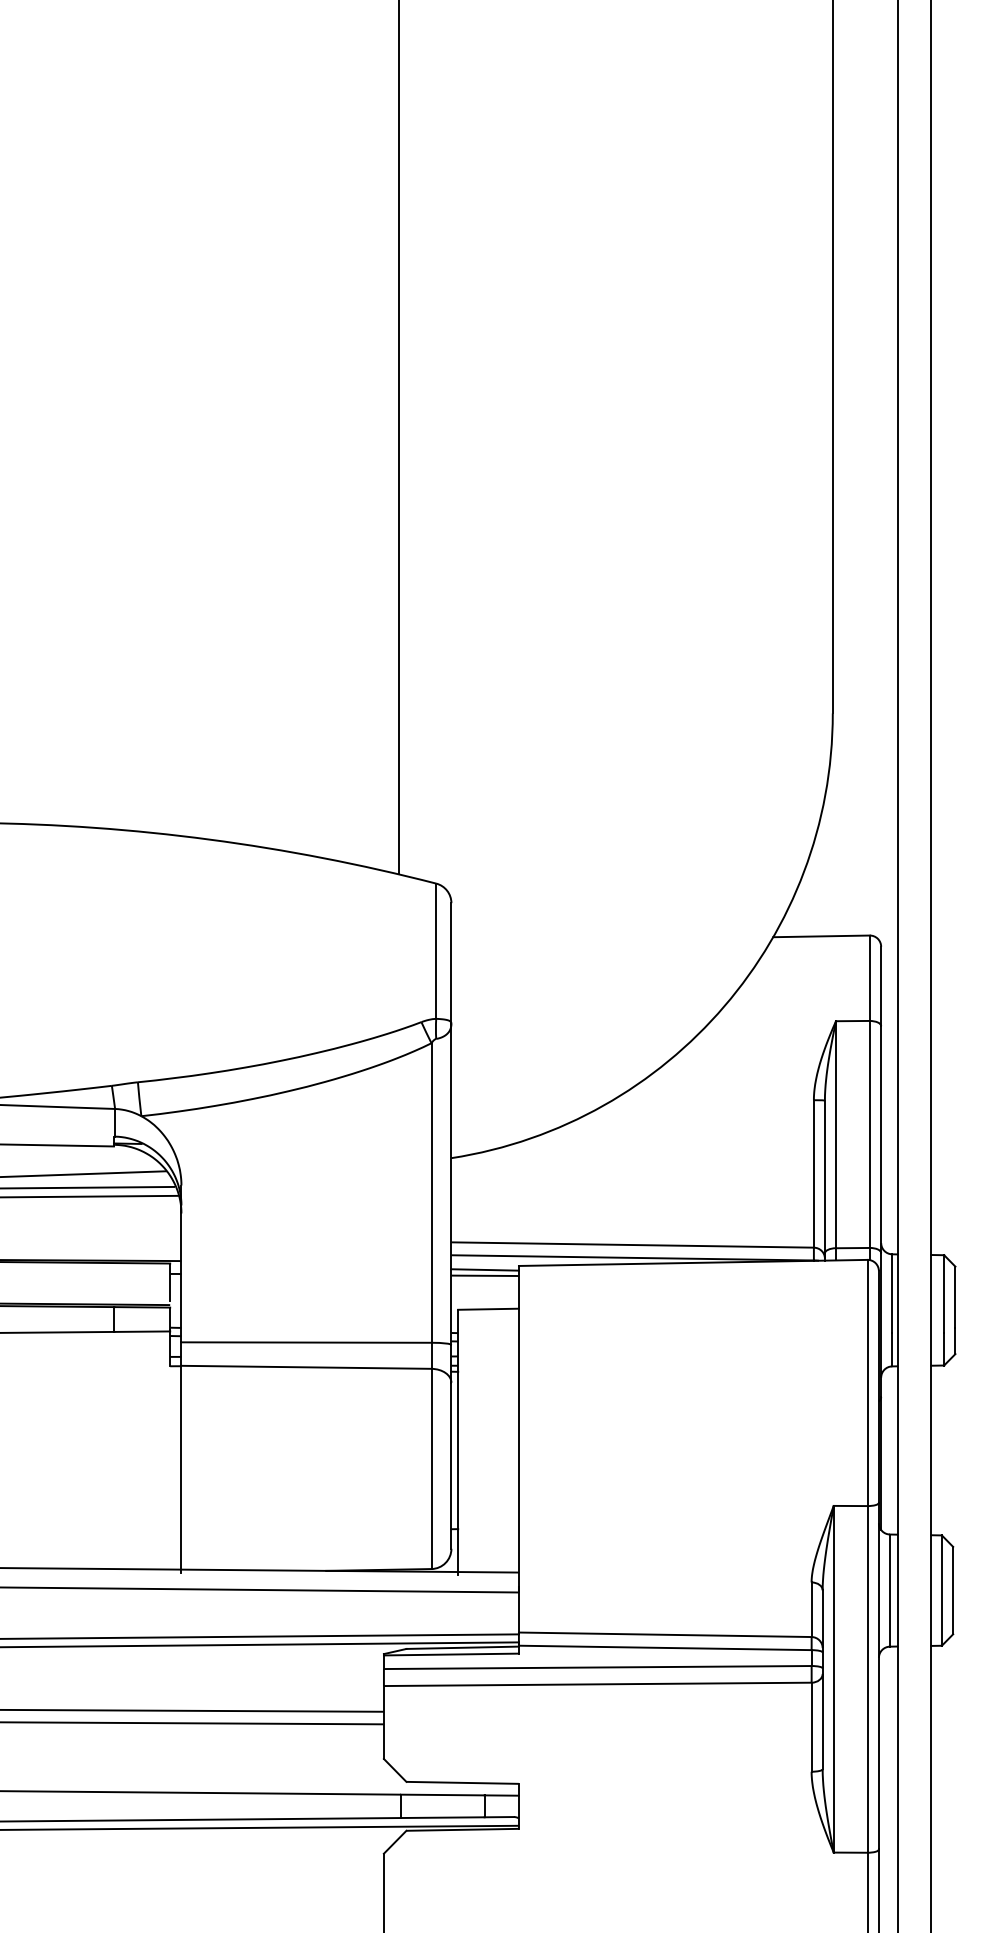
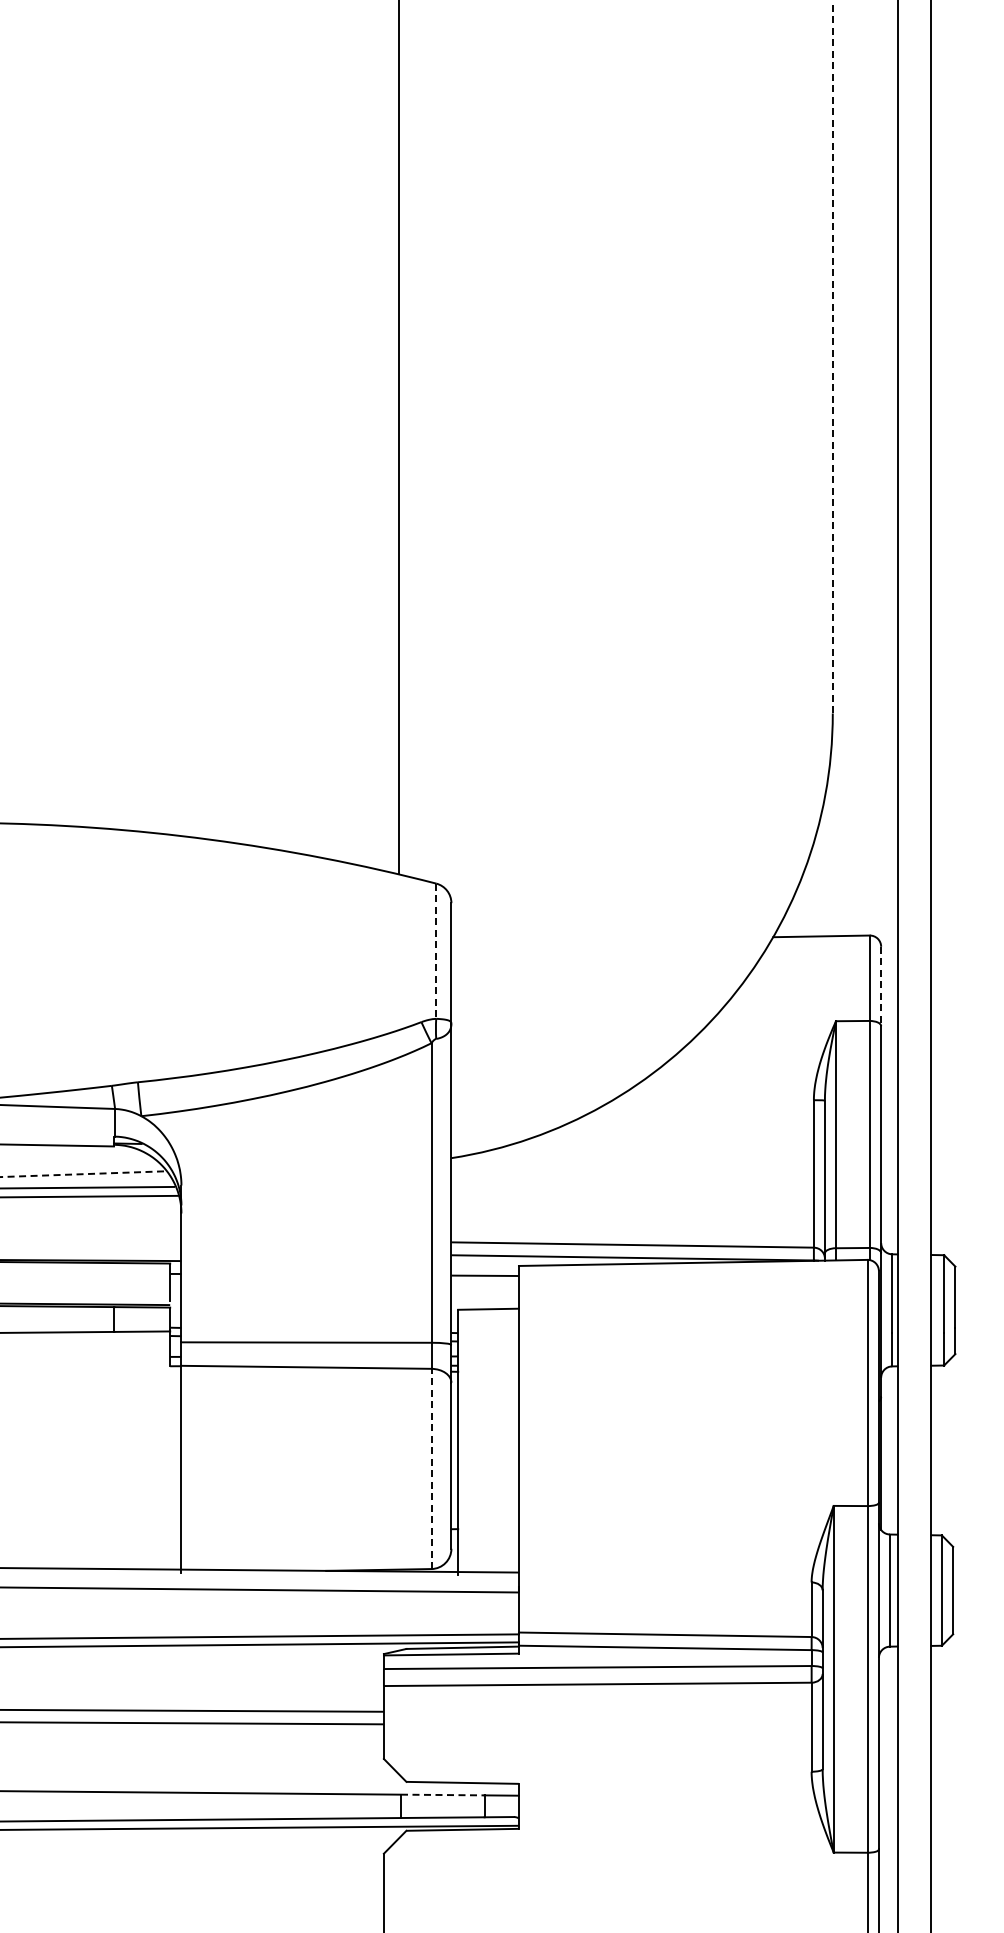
line: solid -> dashed (832, 356)
line: solid -> dashed (436, 951)
line: solid -> dashed (881, 986)
line: solid -> dashed (83, 1174)
line: present -> none (484, 1269)
line: solid -> dashed (431, 1468)
line: solid -> dashed (442, 1795)
